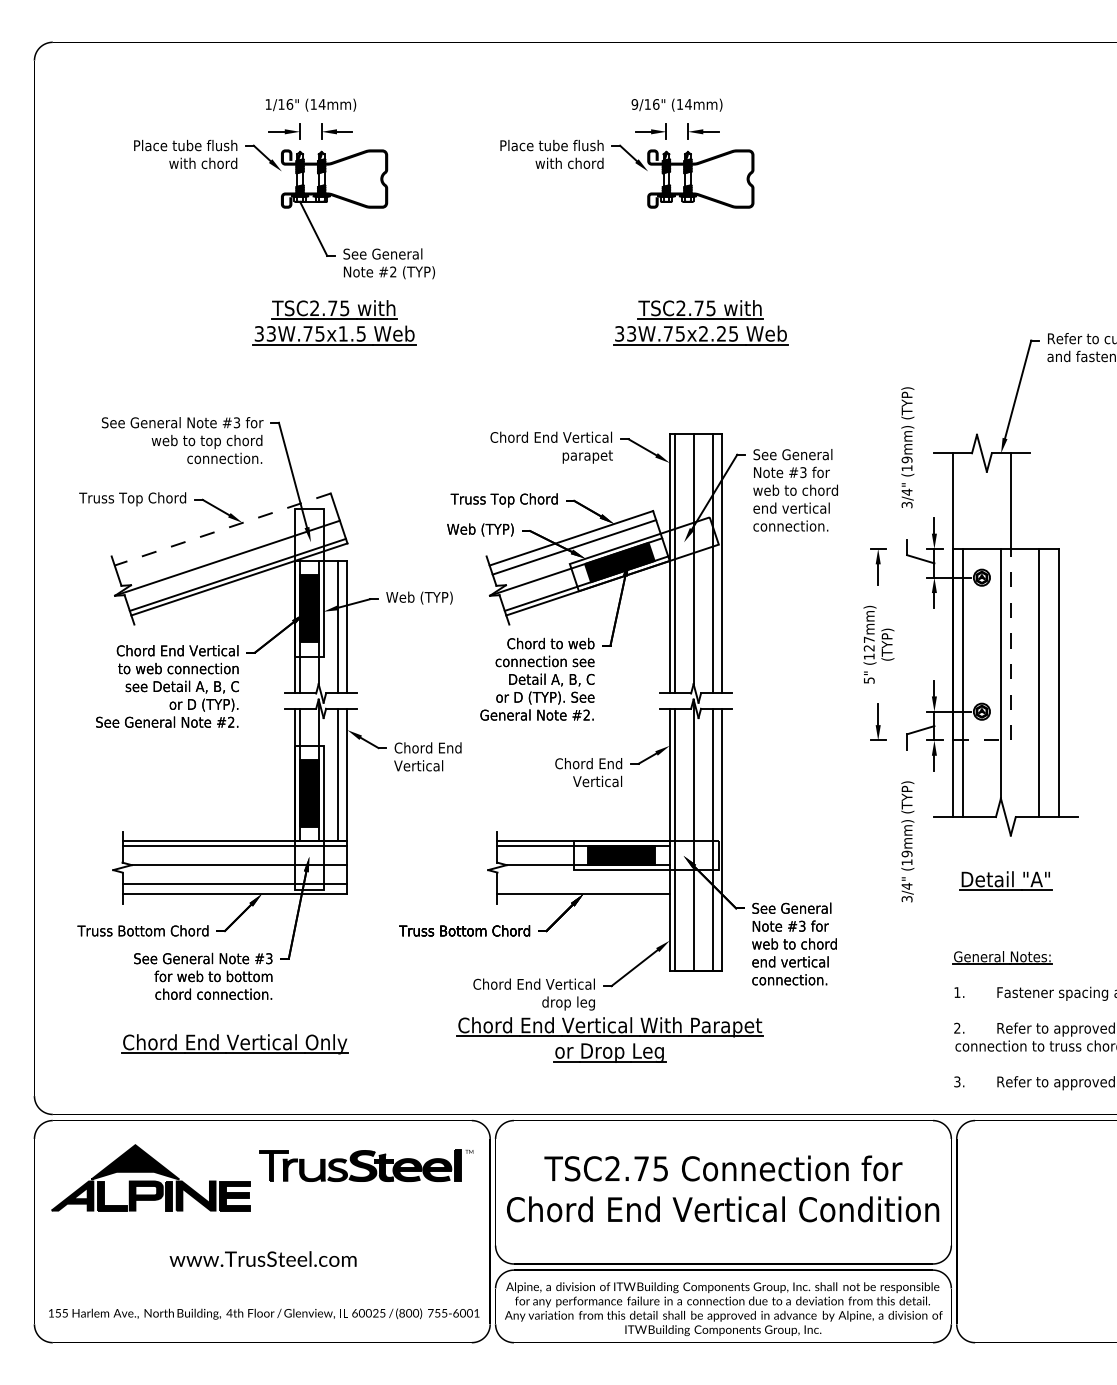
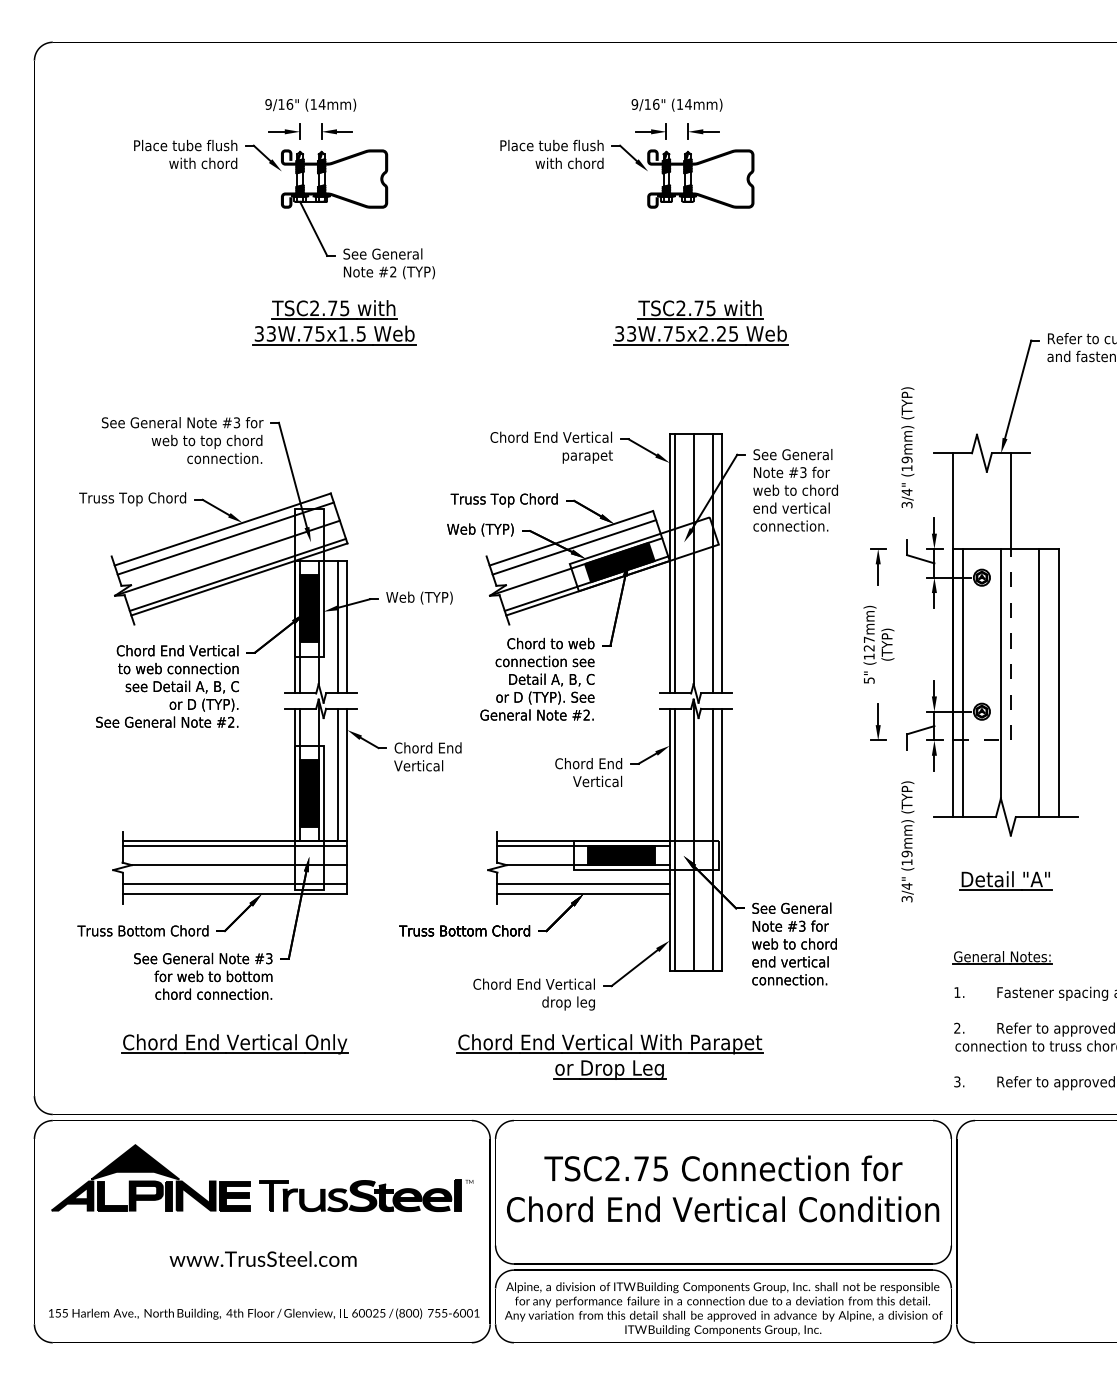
text: 1/16" -> 9/16" (268, 104)
line: dashed -> solid (222, 529)
line: none -> present (225, 538)
line: none -> present (583, 884)
part position: (609, 1039) -> (609, 1056) (609, 1056)
part position: (366, 1165) -> (366, 1195) (366, 1195)
